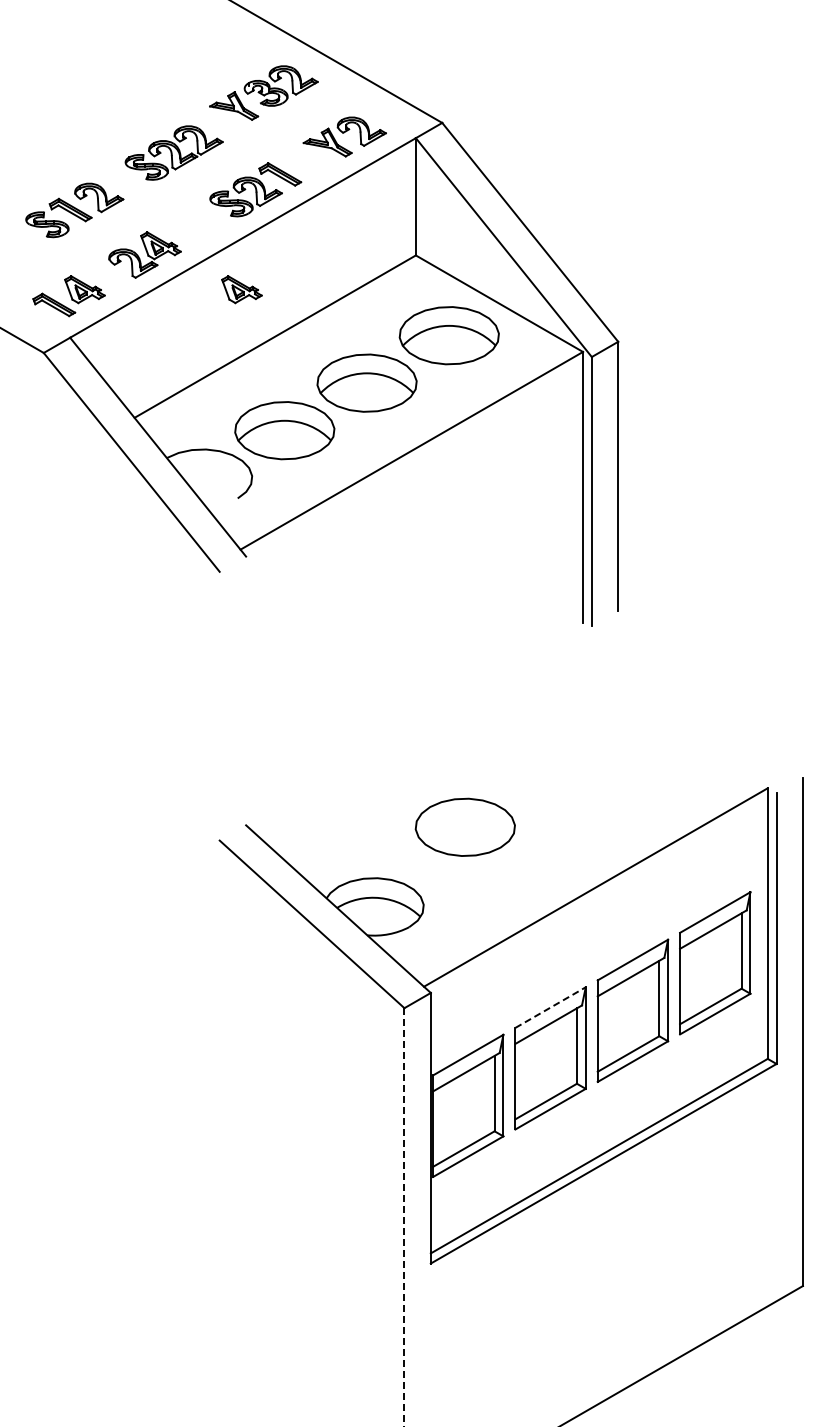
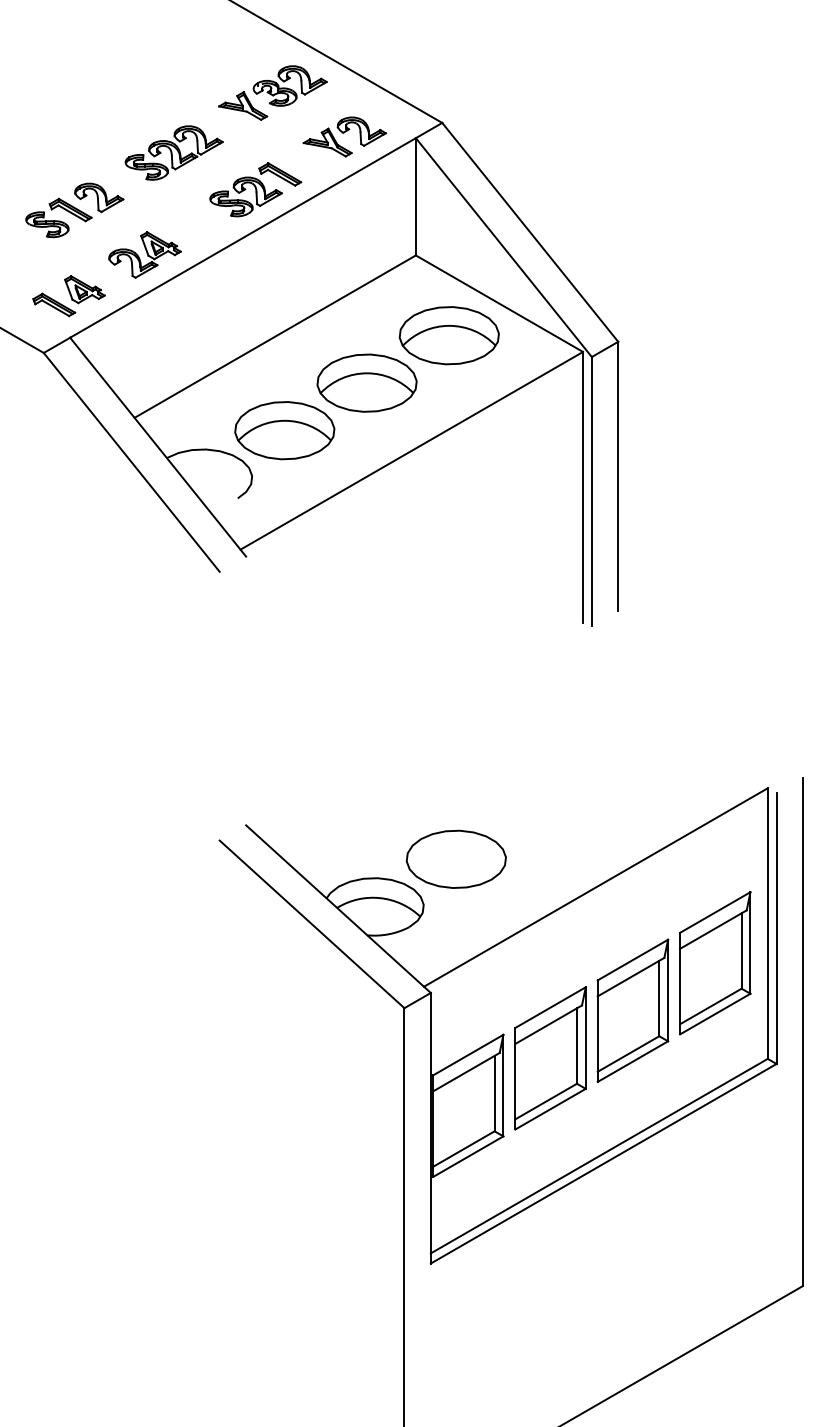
part position: (263, 92) -> (272, 92) (272, 92)
part: present -> none (241, 289)
part position: (464, 826) -> (455, 858) (455, 858)
line: dashed -> solid (550, 1007)
line: dashed -> solid (404, 1217)
